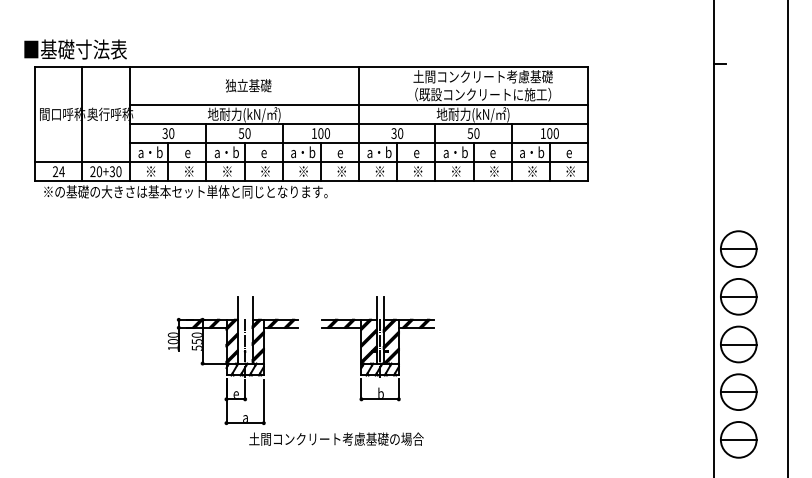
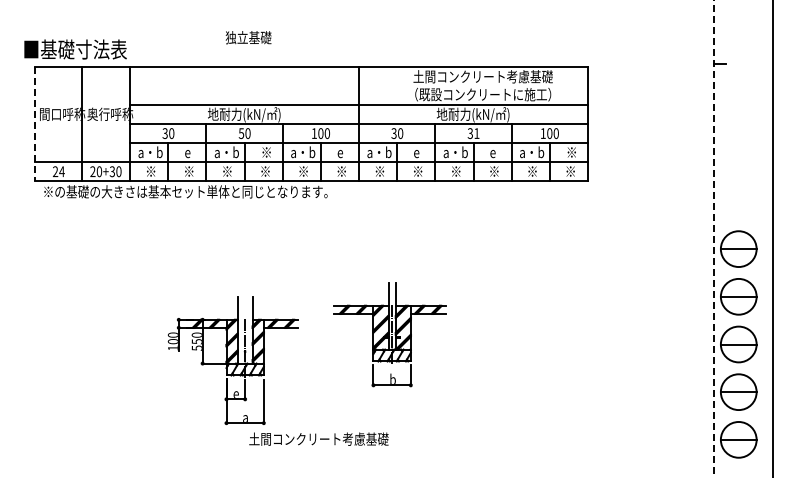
text position: (248, 85) -> (248, 37) (248, 37)
line: solid -> dashed (34, 124)
text: 50 -> 31 (473, 133)
text: e -> ※ (265, 152)
text: e -> ※ (570, 152)
line position: (787, 238) -> (772, 238) (772, 238)
line: solid -> dashed (713, 239)
part position: (377, 348) -> (389, 334) (389, 334)
text: 土間コンクリート考慮基礎の場合 -> 土間コンクリート考慮基礎 (406, 438)
